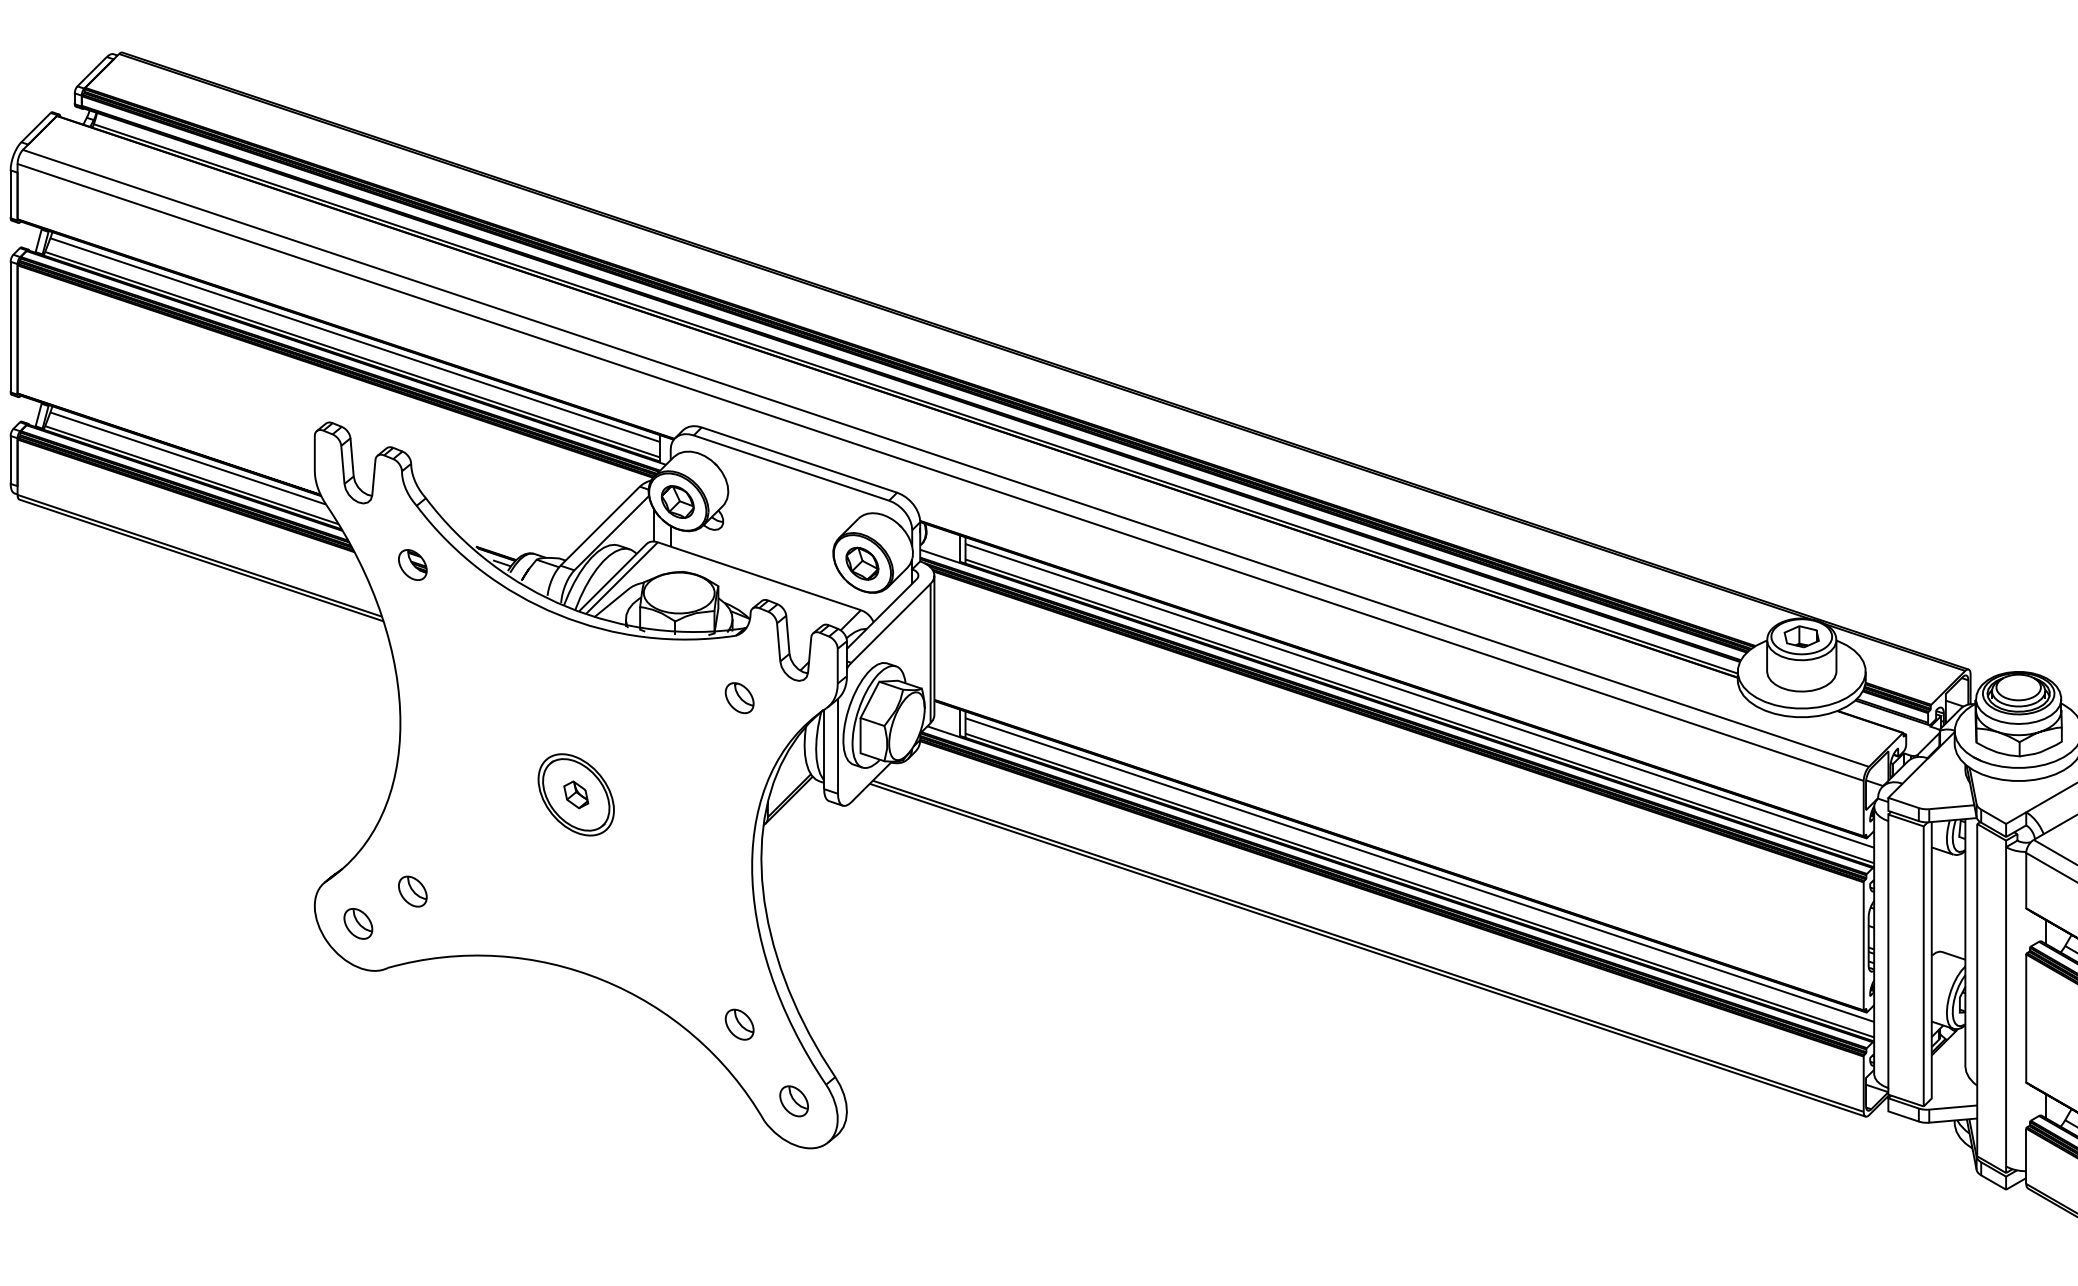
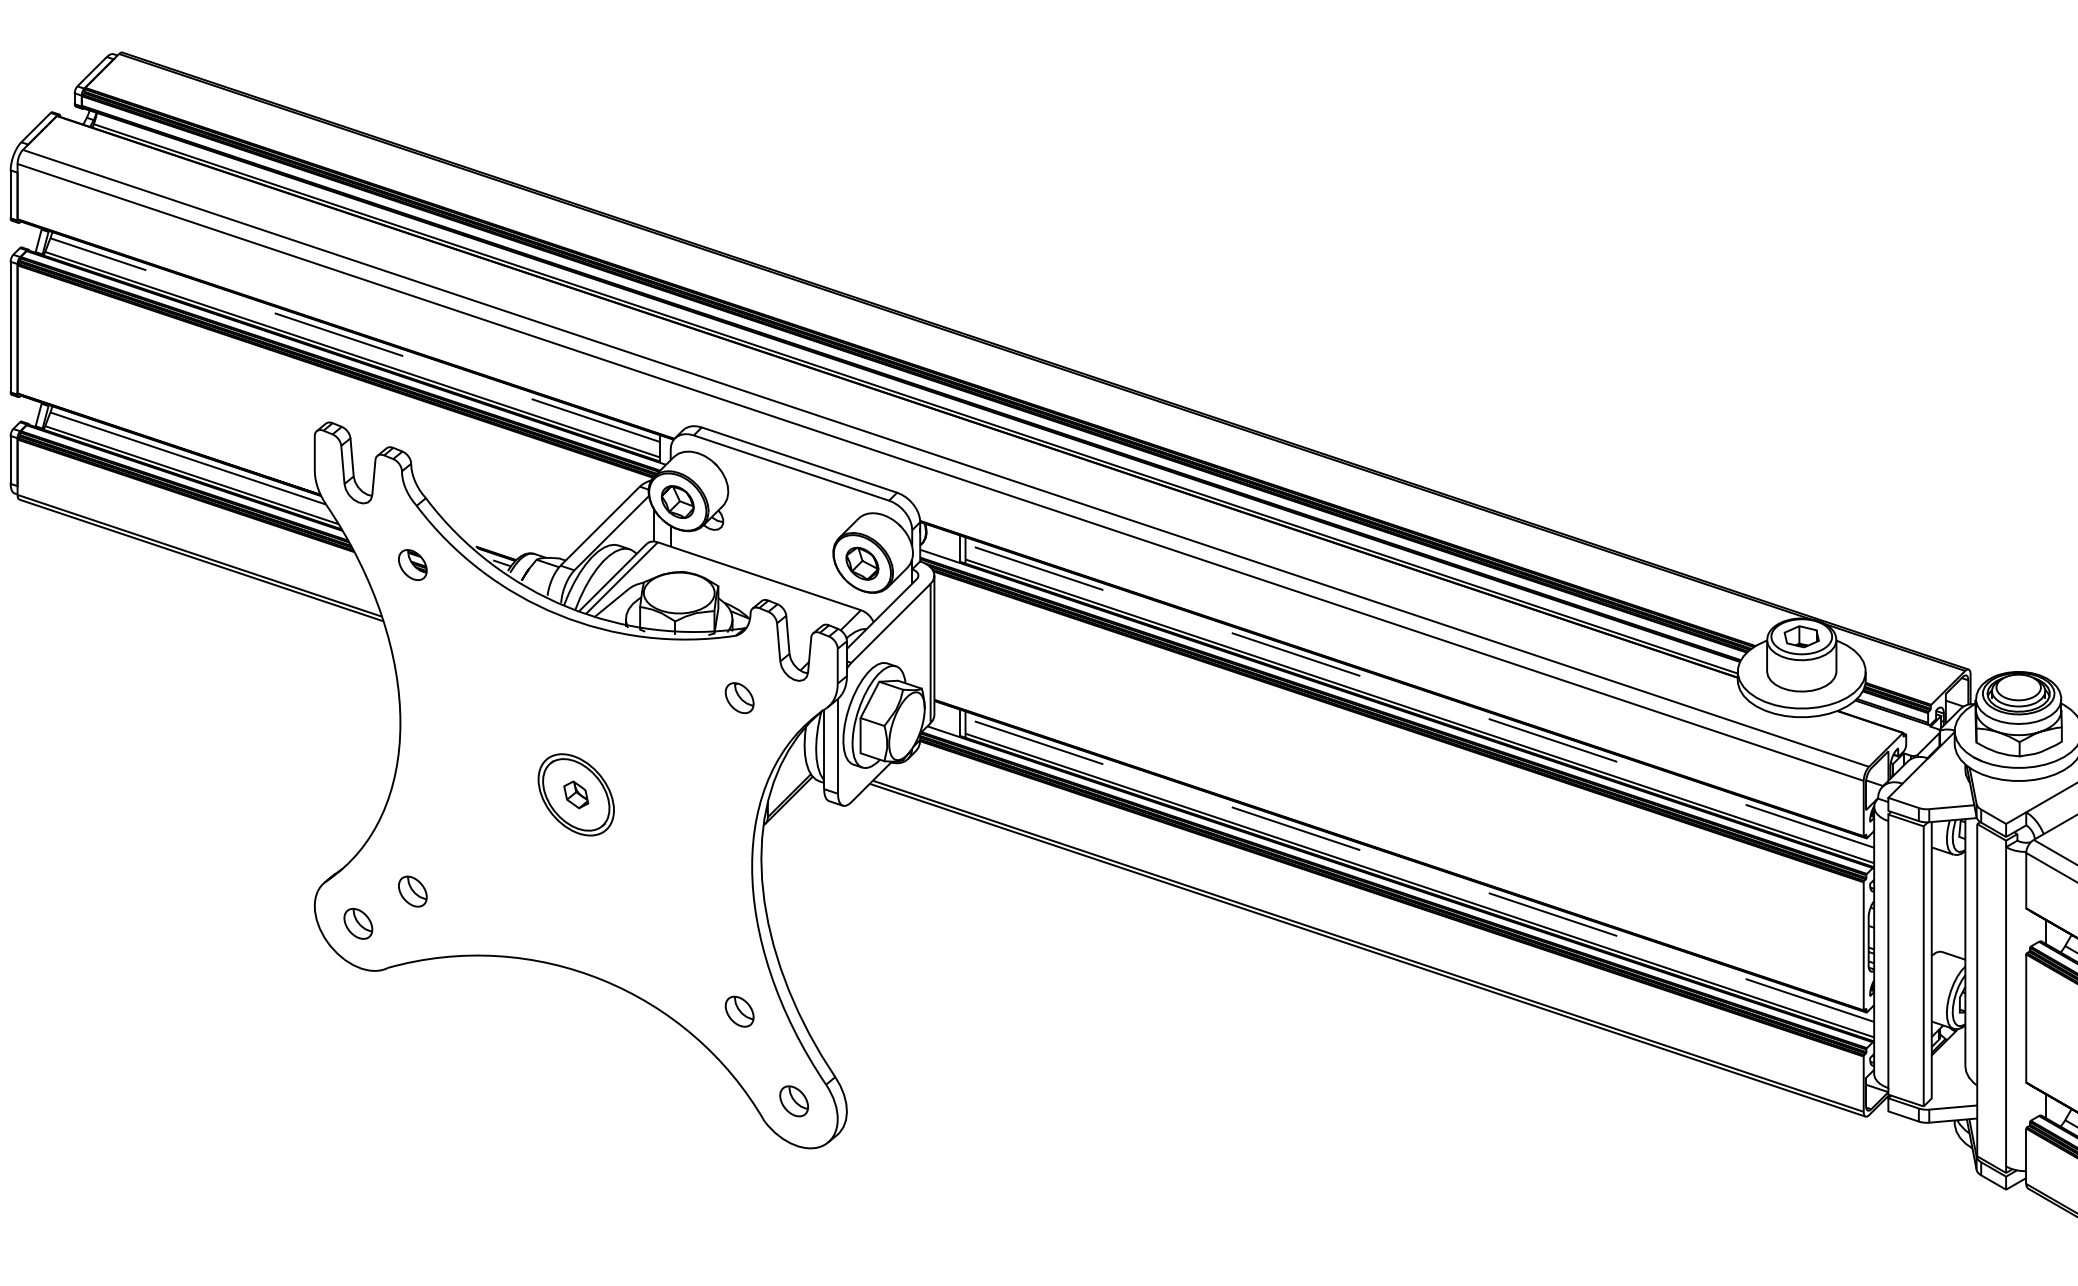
line: solid -> dashed (354, 339)
line: solid -> dashed (1419, 695)
line: solid -> dashed (1419, 869)
part position: (739, 1024) -> (739, 1011) (739, 1011)
